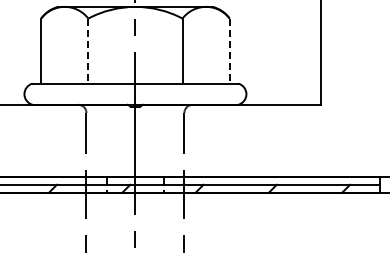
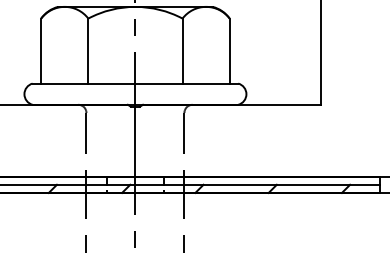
line: dashed -> solid (88, 51)
line: dashed -> solid (229, 51)
